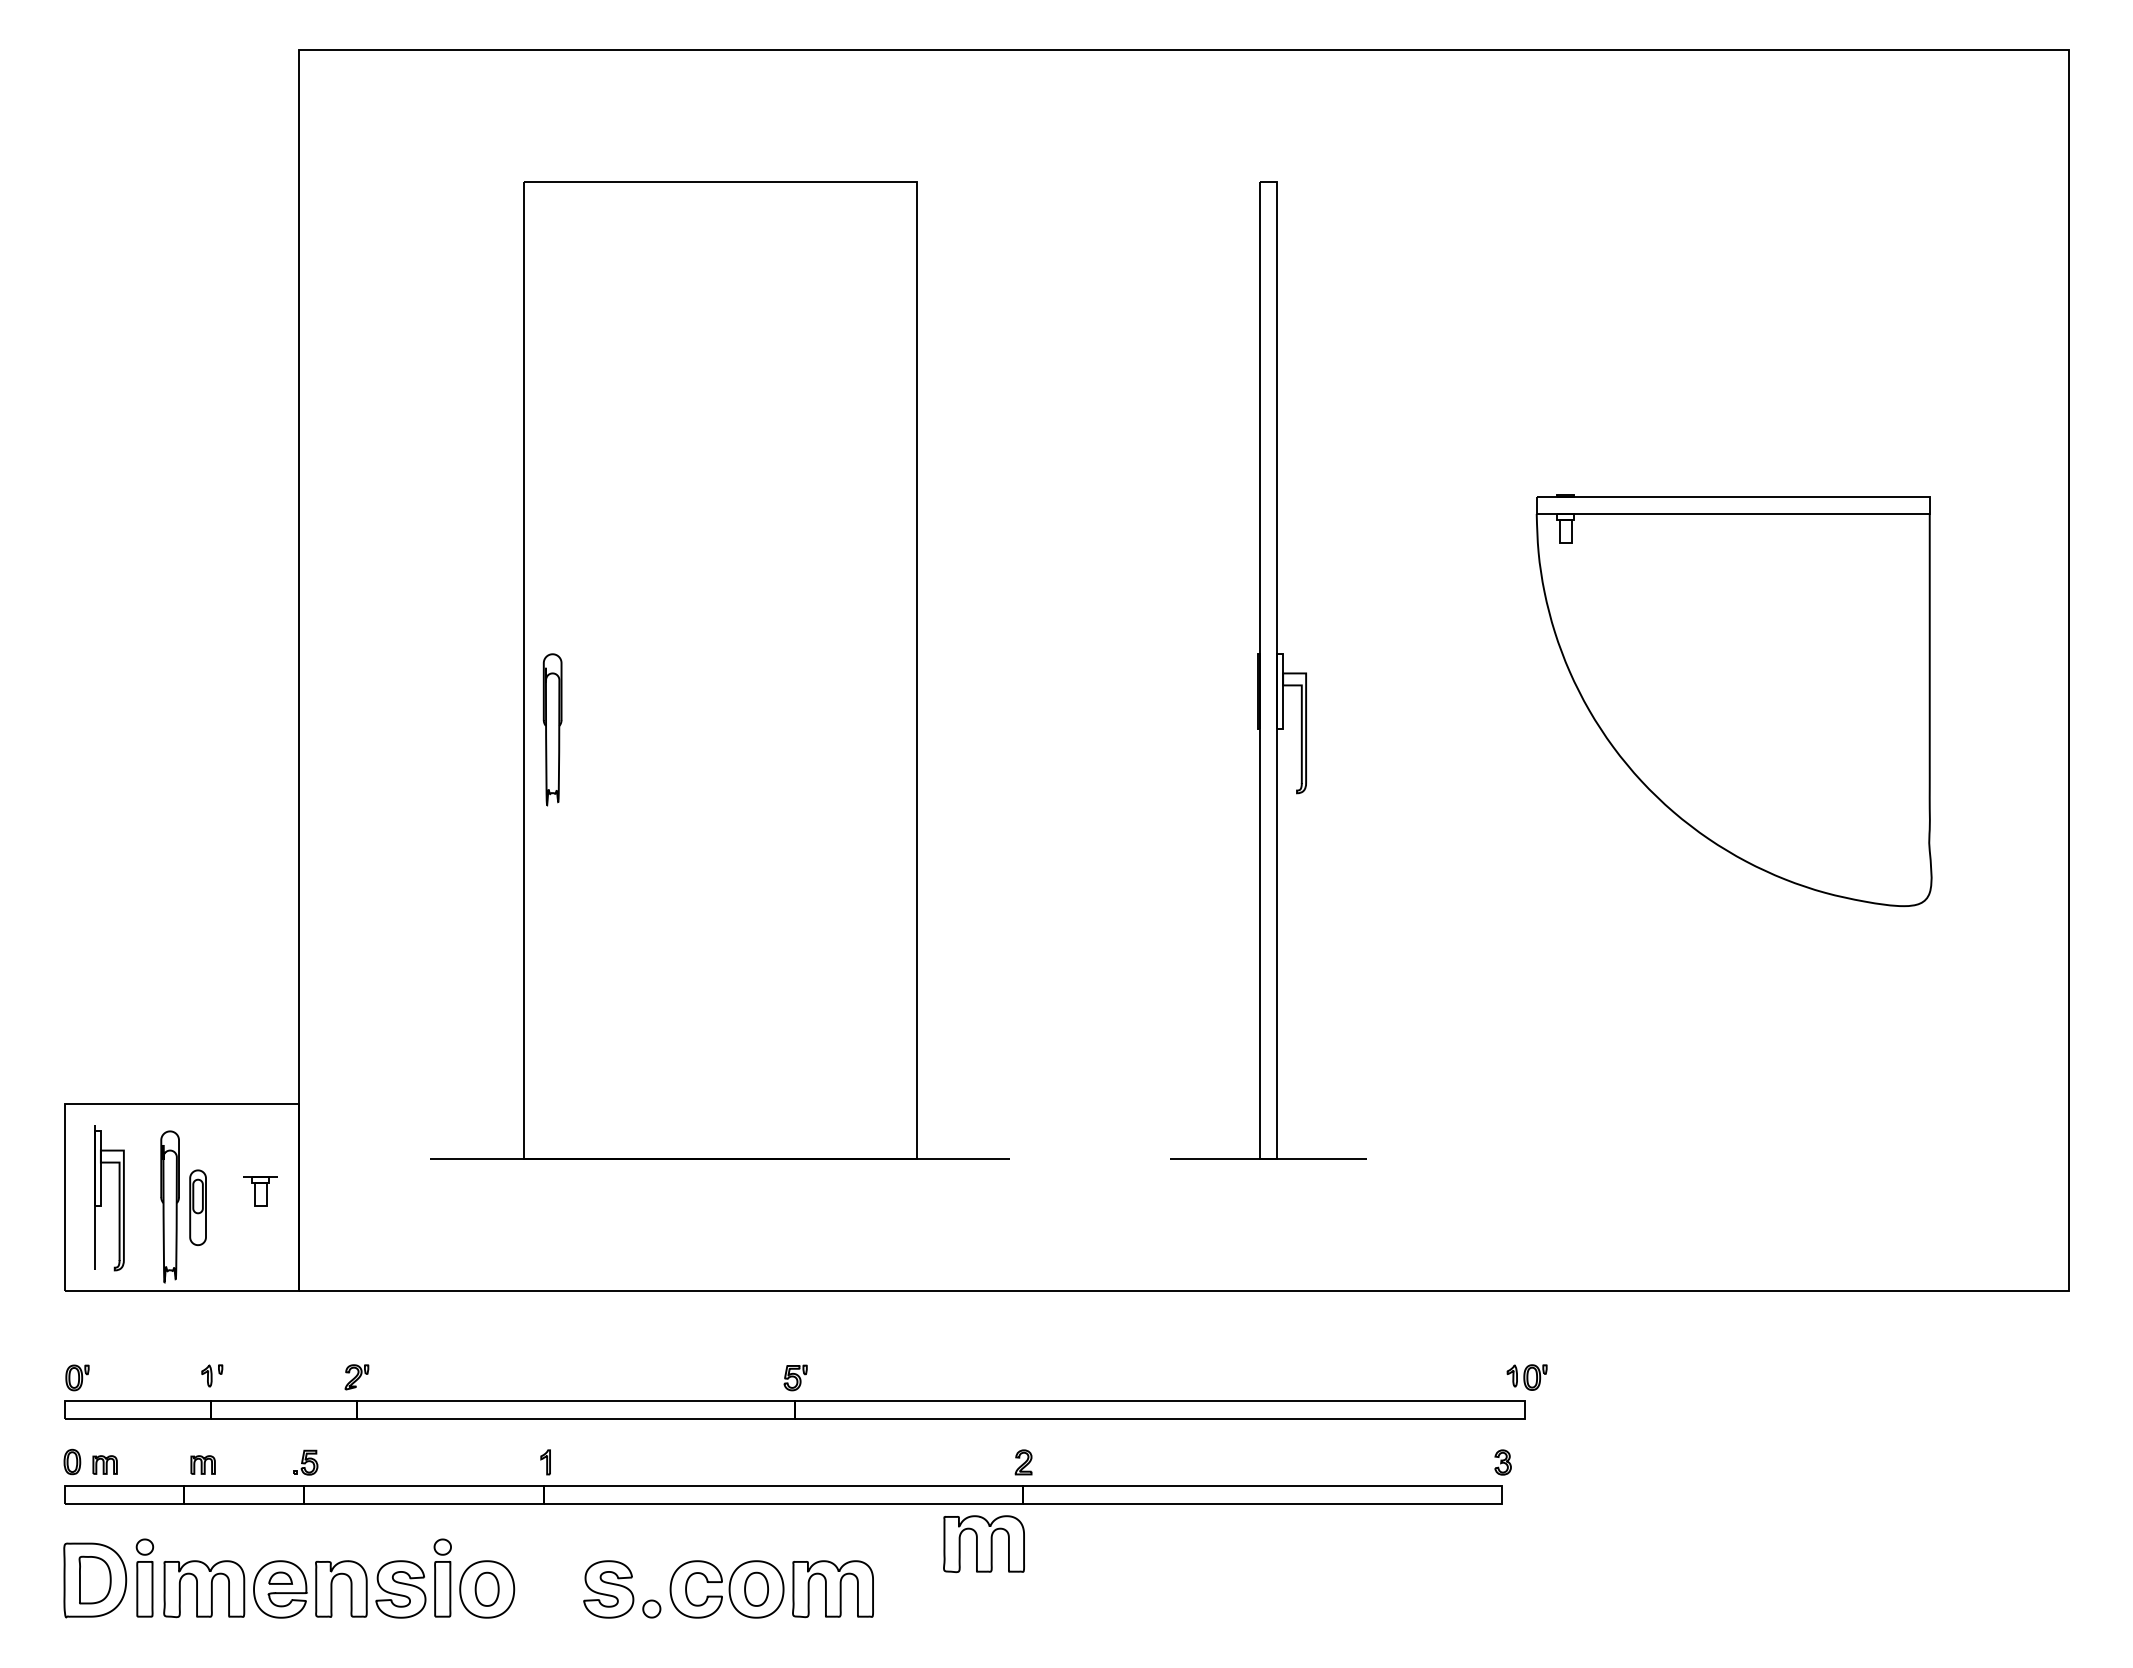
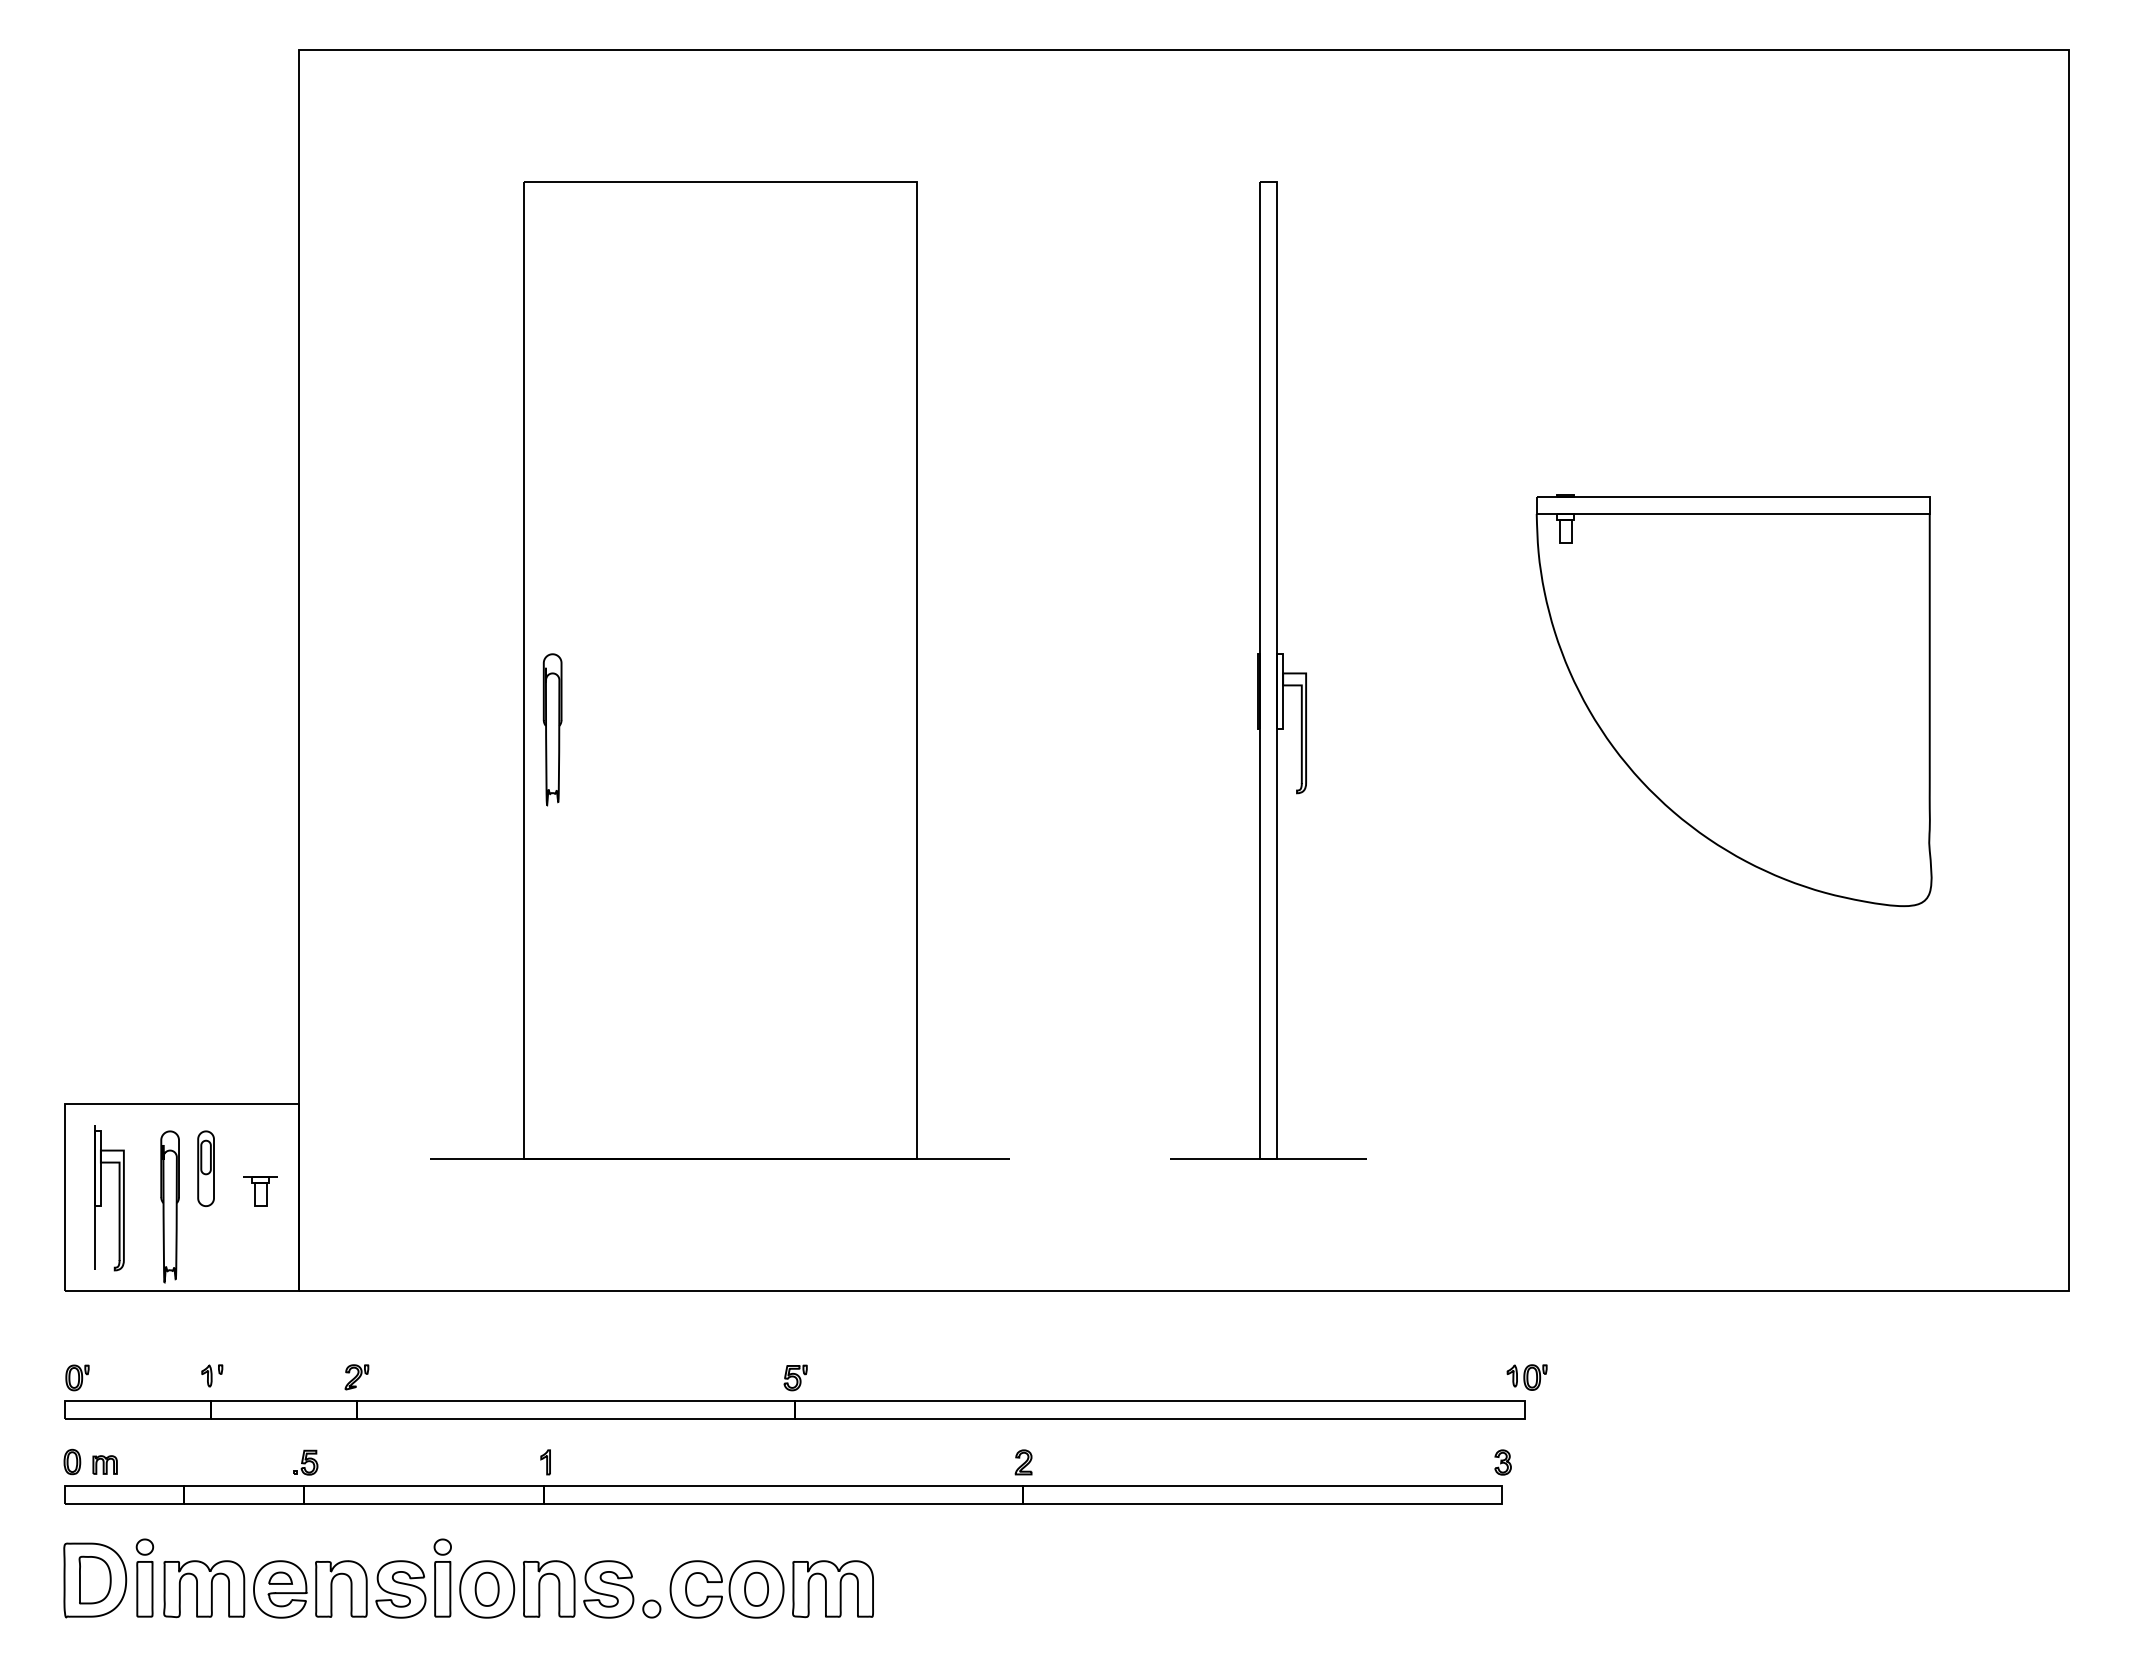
part position: (197, 1207) -> (205, 1168) (205, 1168)
part: present -> none (202, 1464)
part: present -> none (983, 1544)
part: none -> present (540, 1588)
